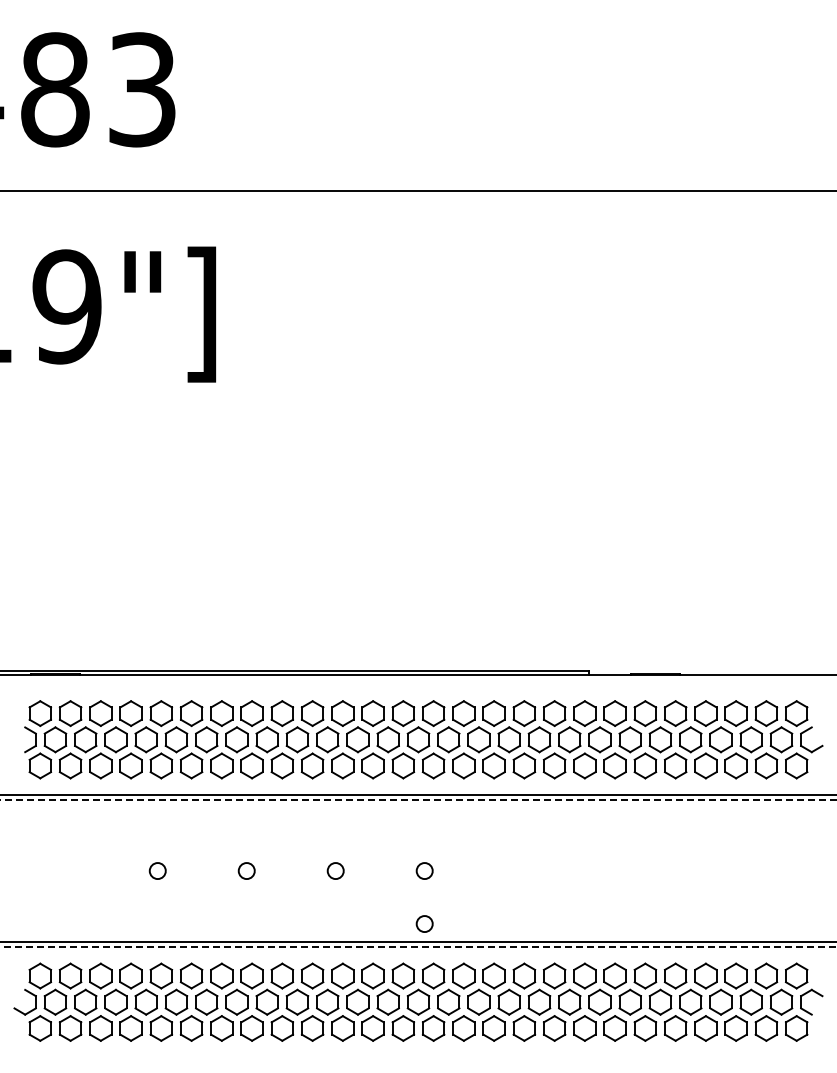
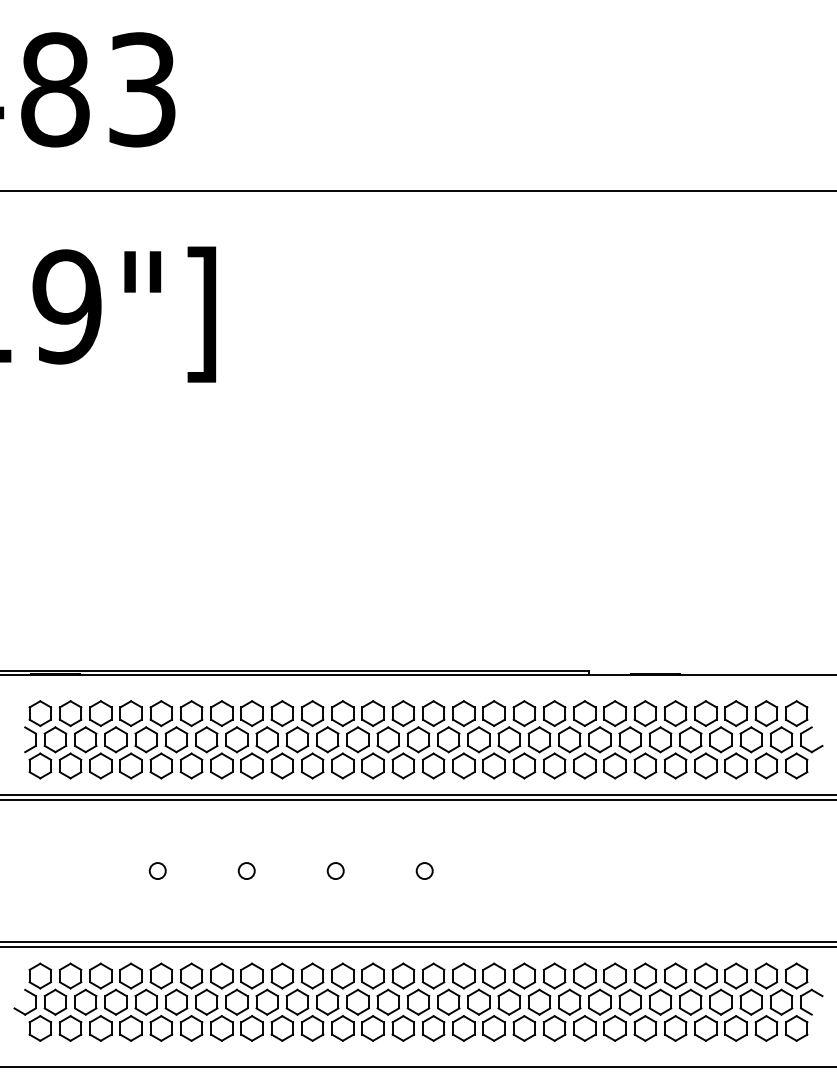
line: dashed -> solid (418, 799)
circle: present -> none (424, 923)
line: dashed -> solid (418, 946)
line: none -> present (417, 1066)
